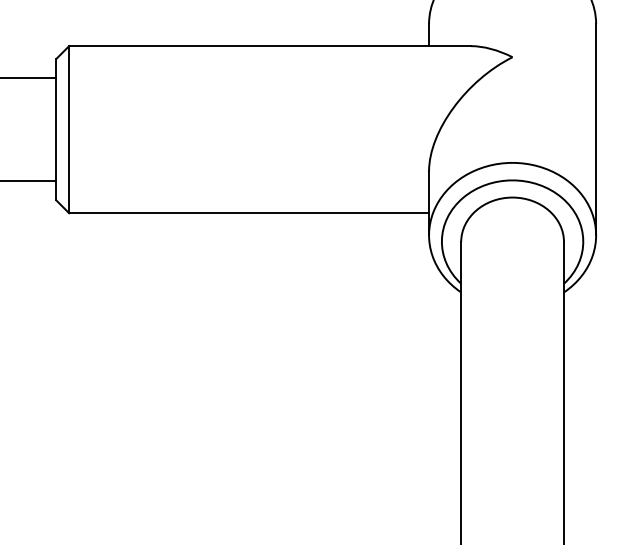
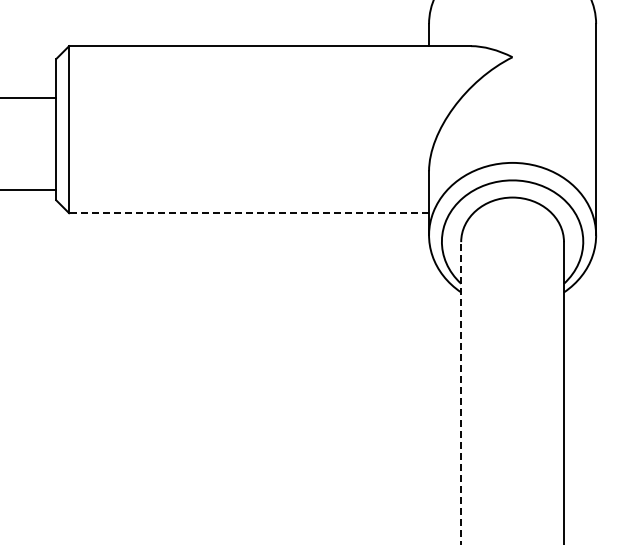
line position: (29, 78) -> (29, 98) (29, 98)
line position: (29, 181) -> (29, 190) (29, 190)
line: solid -> dashed (249, 213)
line: solid -> dashed (461, 392)
